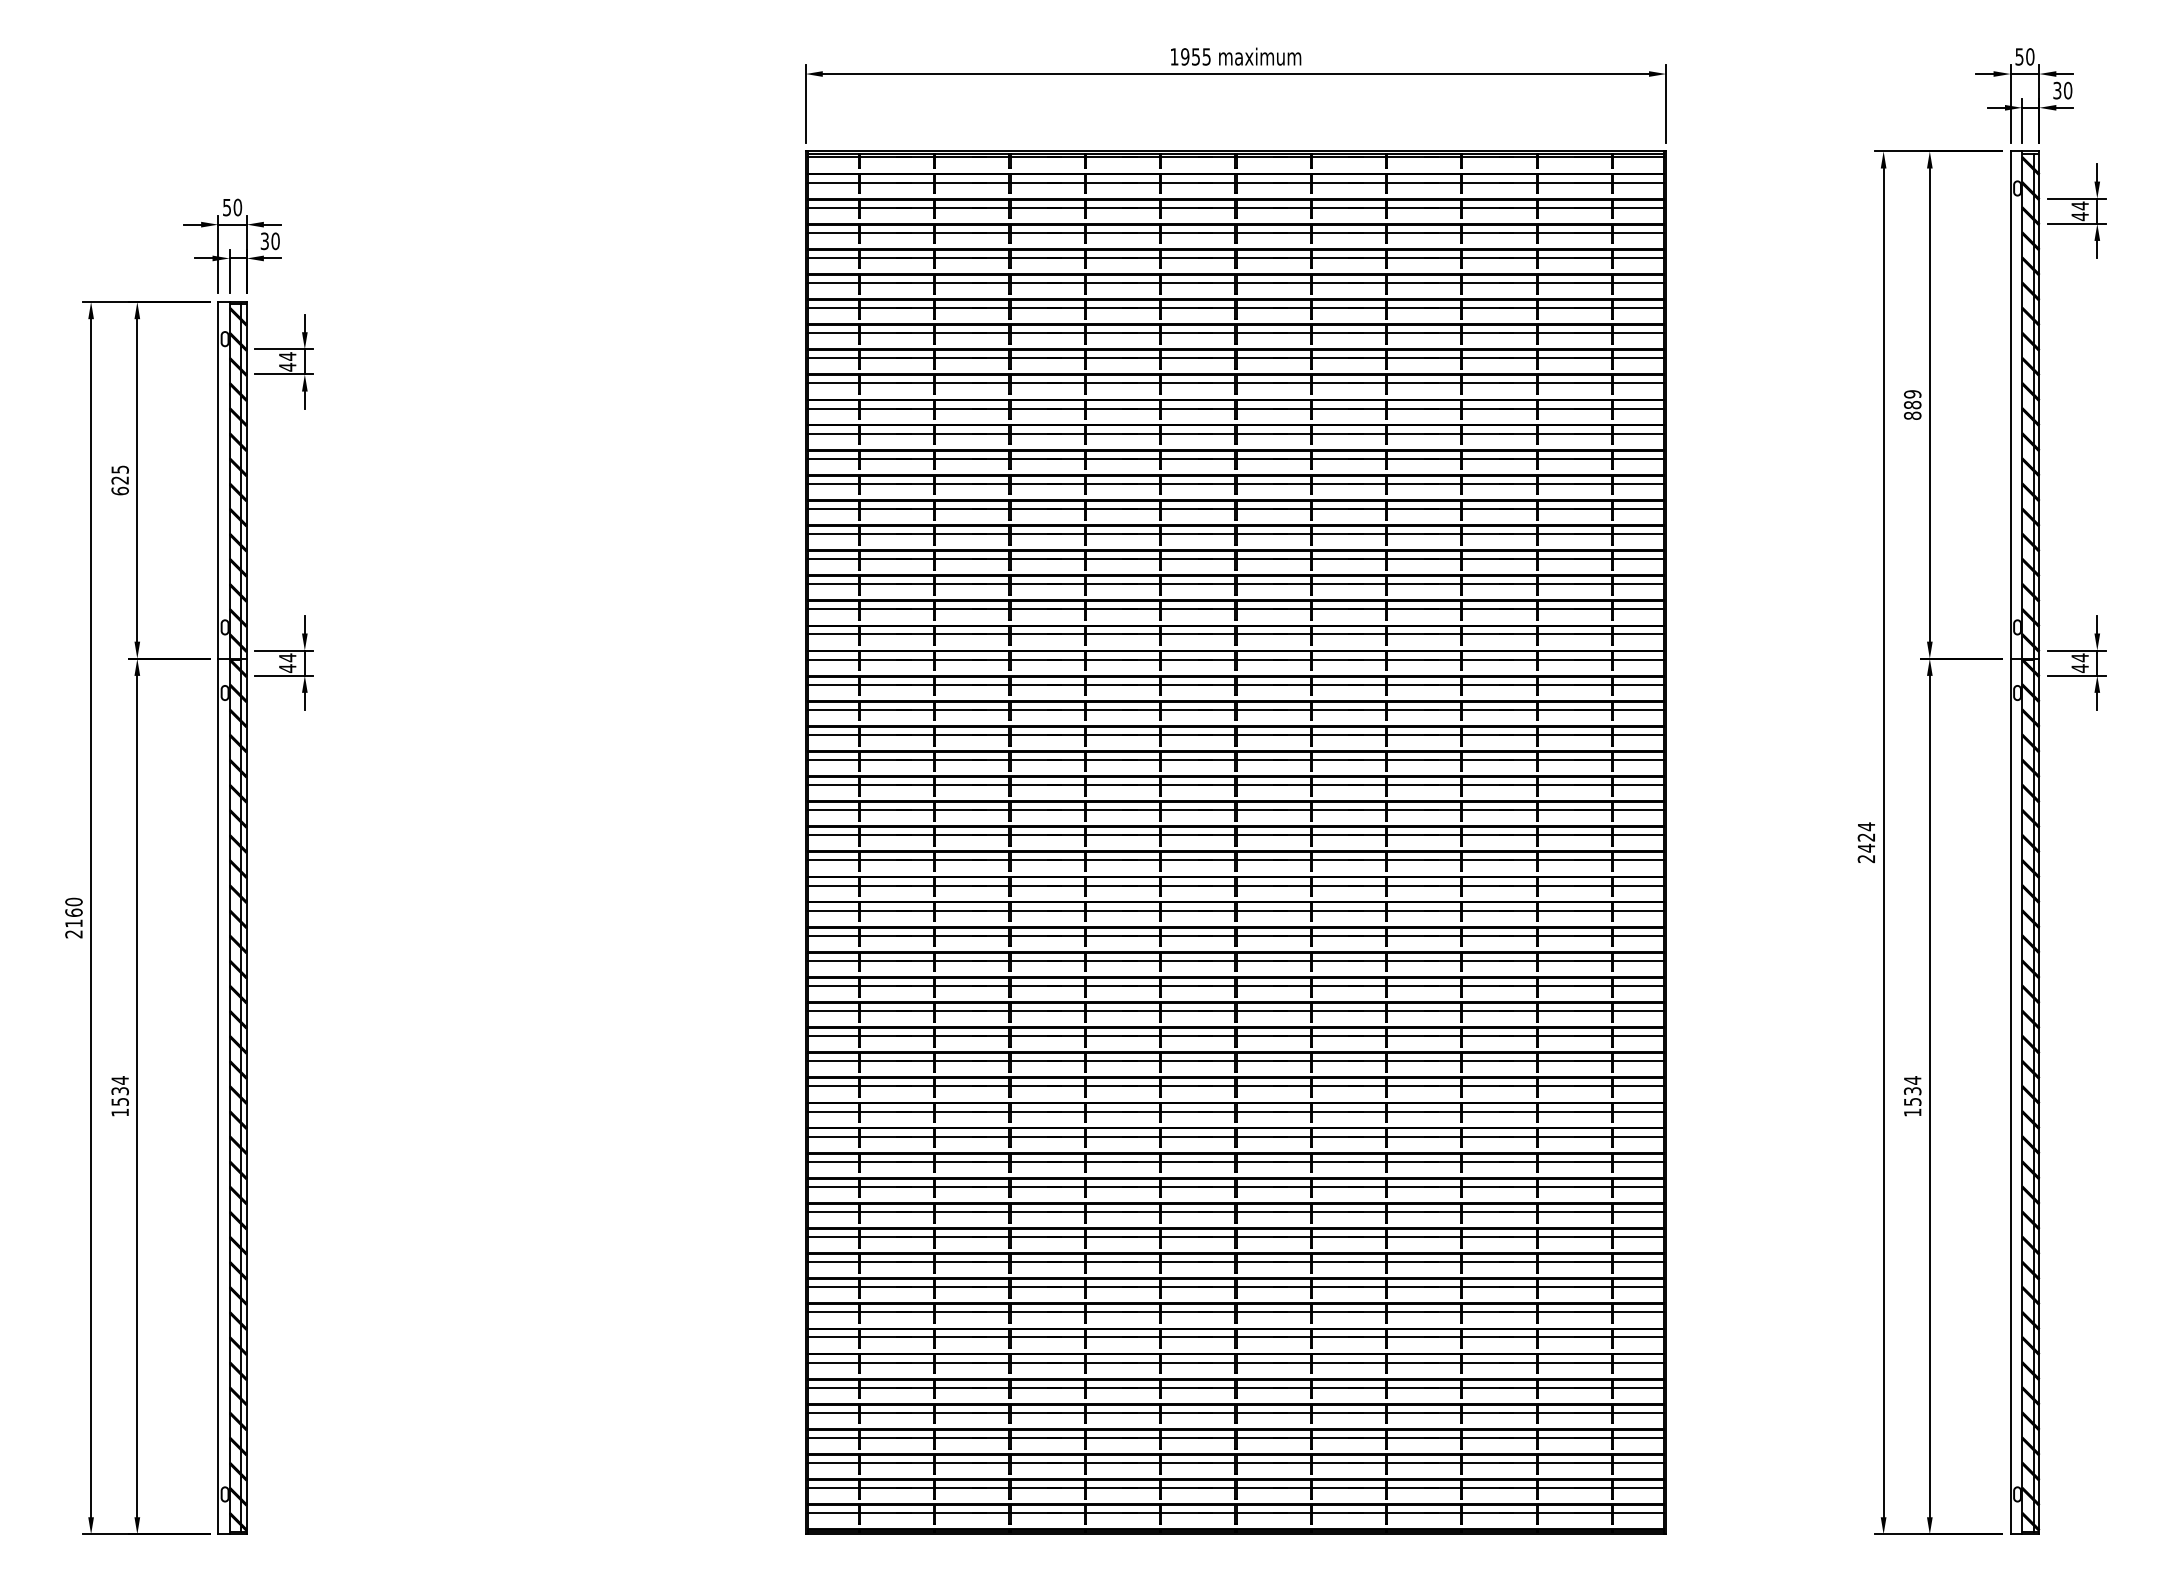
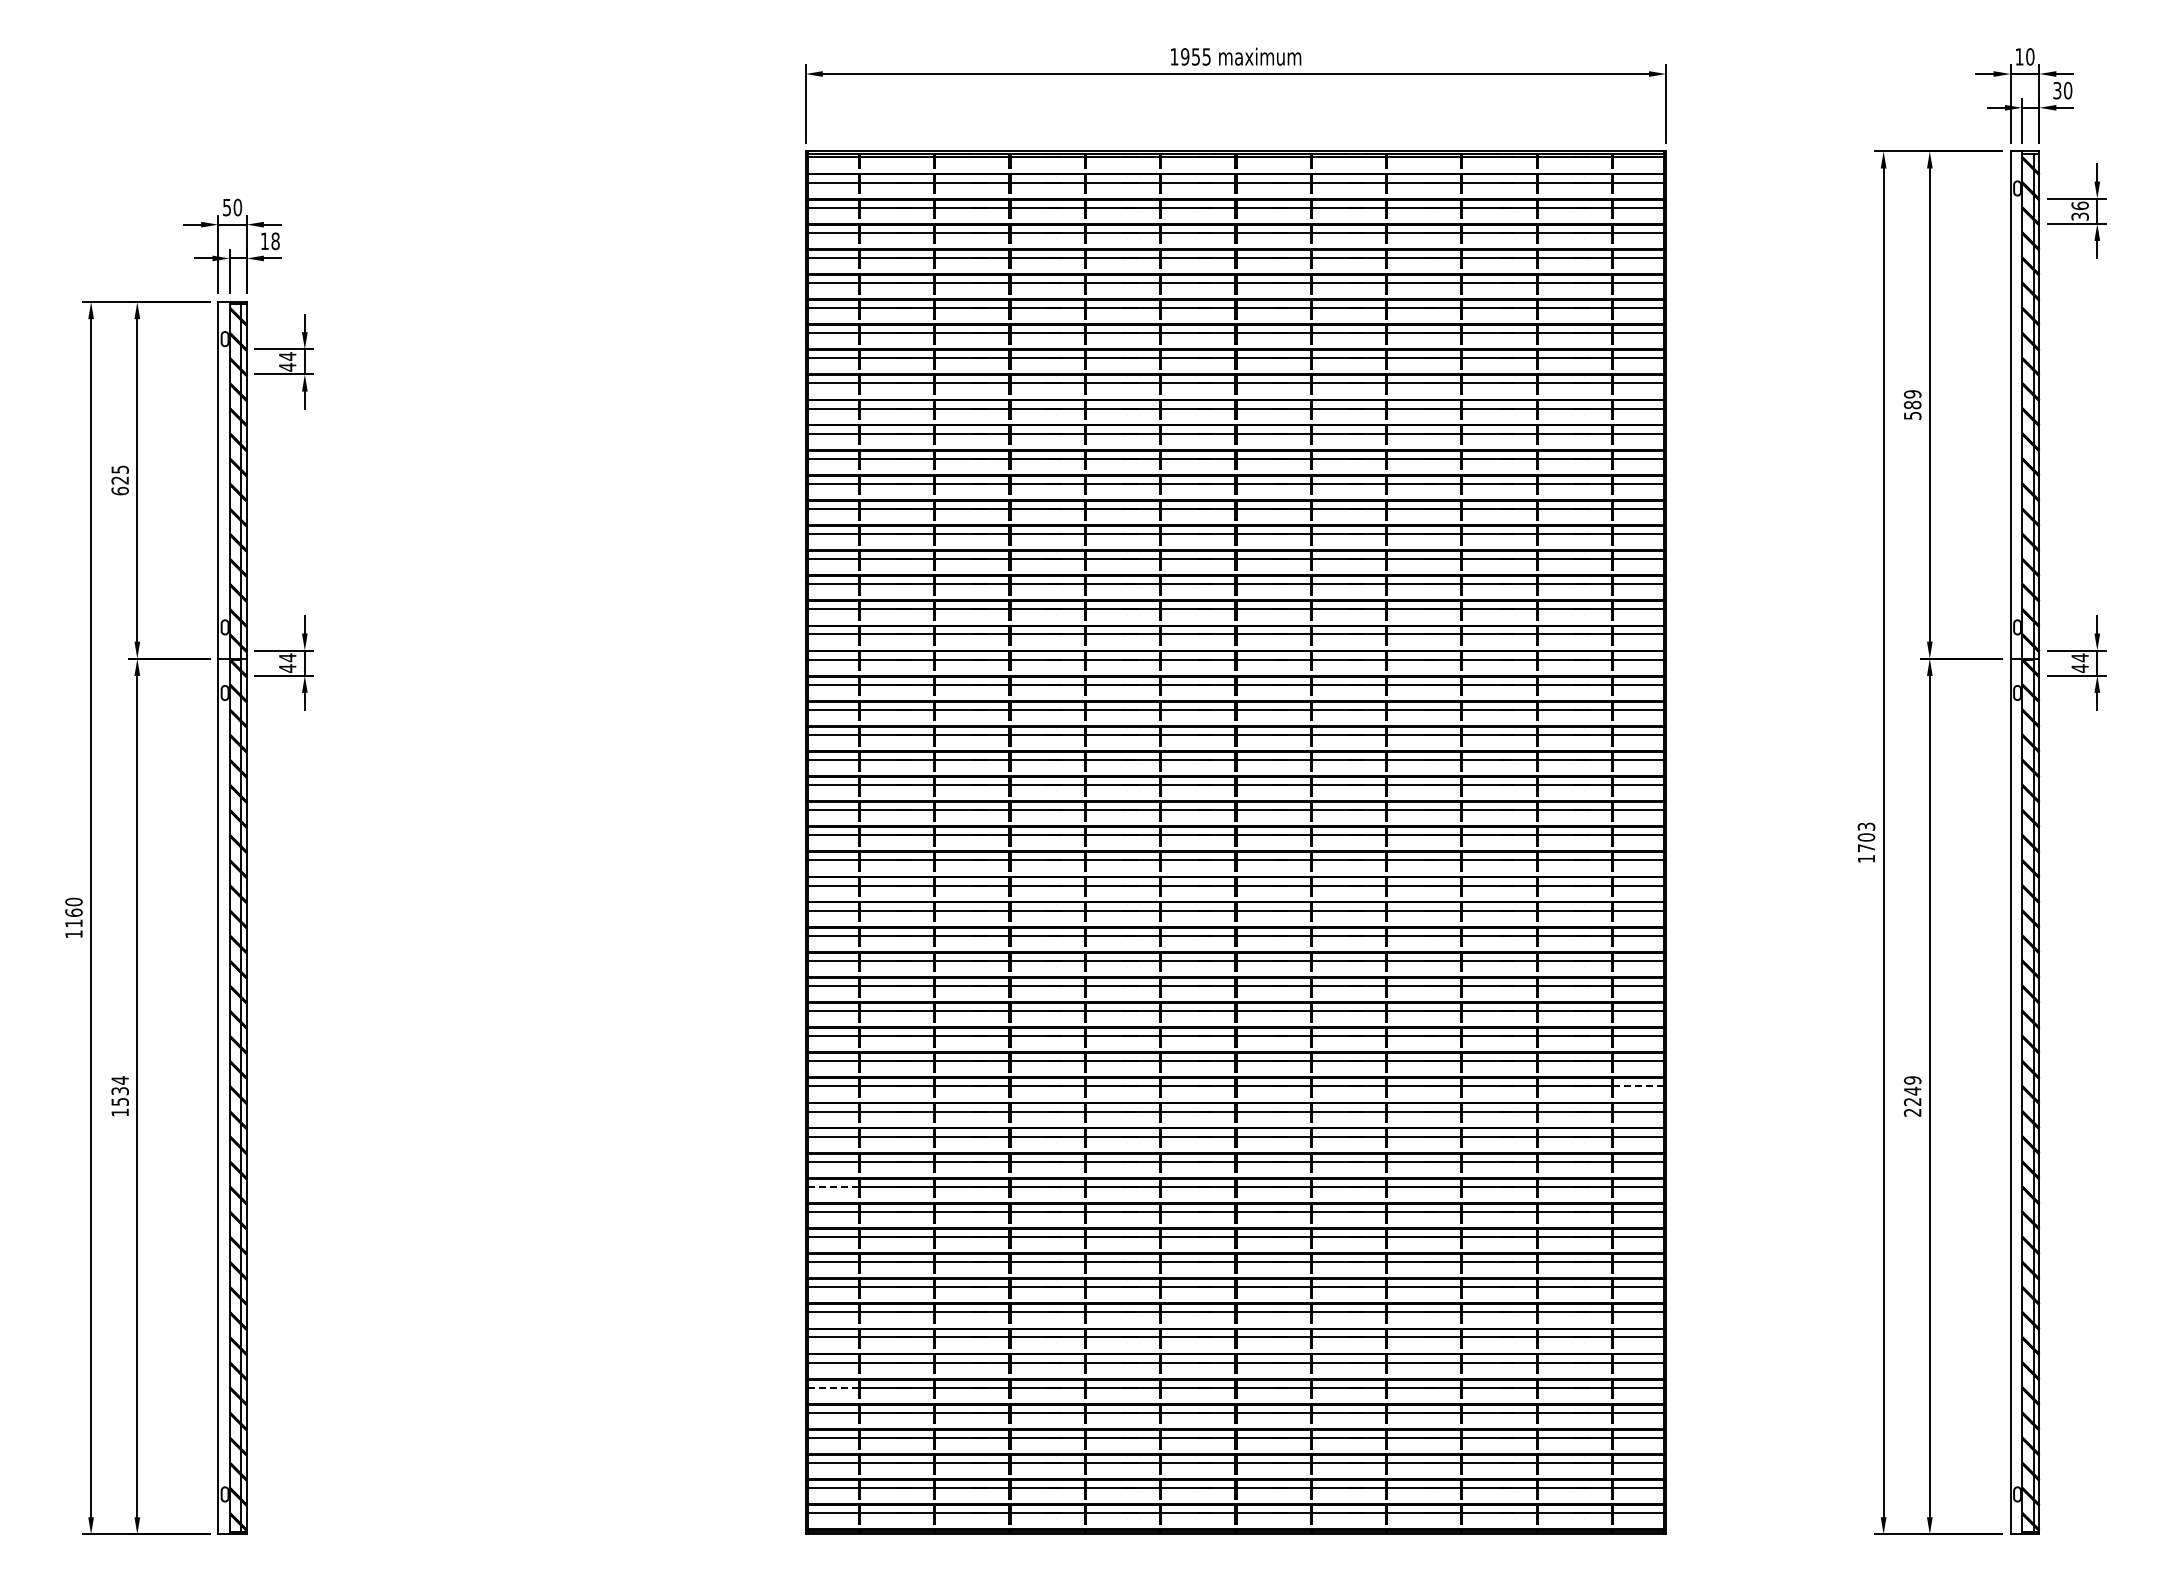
text: 50 -> 10 (2019, 56)
text: 44 -> 36 (2079, 211)
text: 30 -> 18 (269, 241)
text: 889 -> 589 (1912, 415)
text: 2424 -> 1703 (1866, 842)
text: 2160 -> 1160 (73, 934)
line: solid -> dashed (1637, 1086)
text: 1534 -> 2249 (1912, 1096)
line: solid -> dashed (832, 1186)
line: solid -> dashed (832, 1387)
